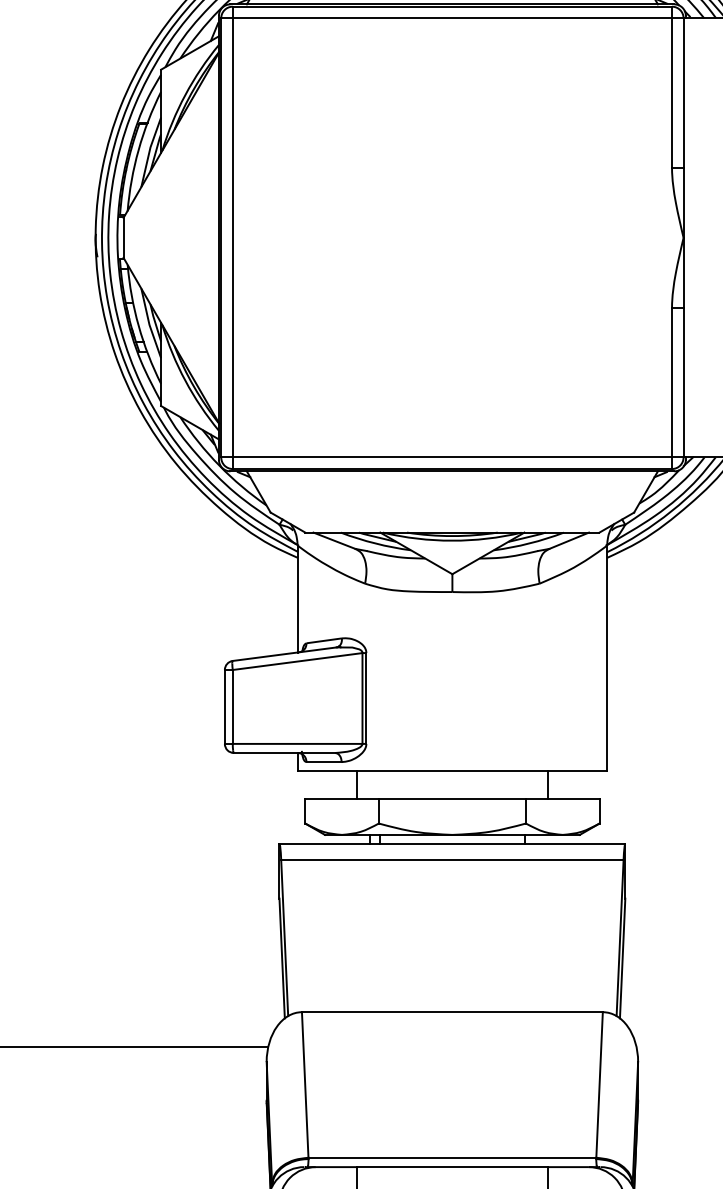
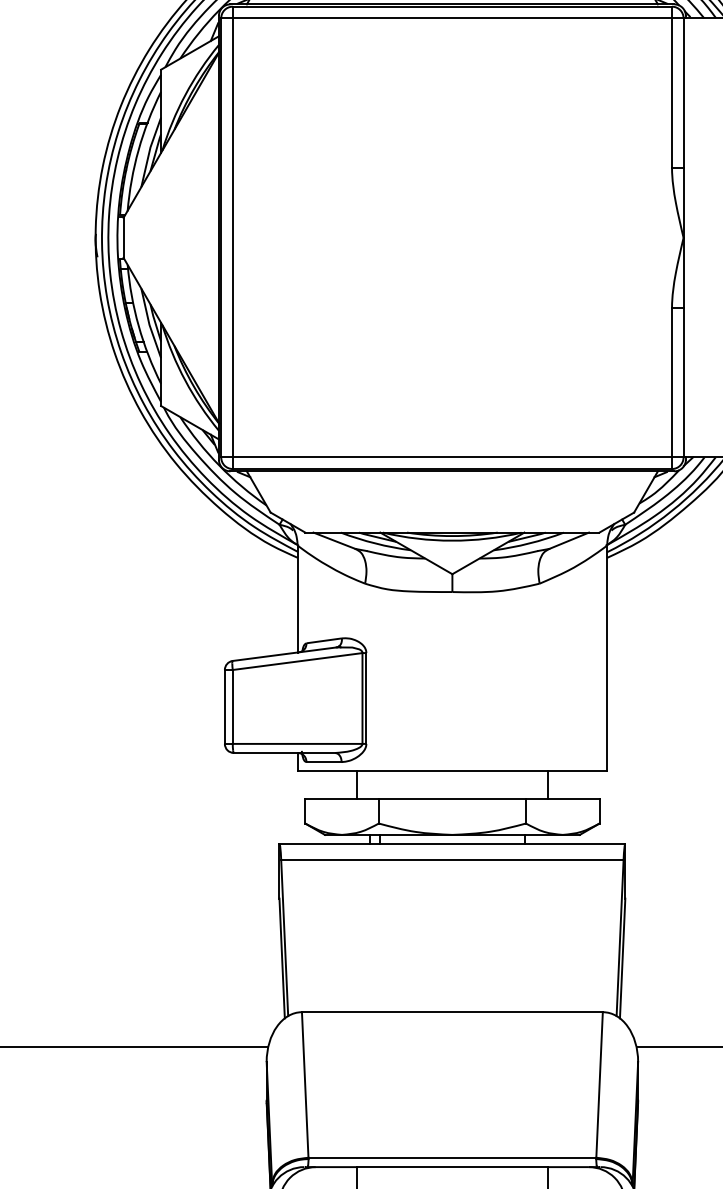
line: none -> present (677, 1046)
